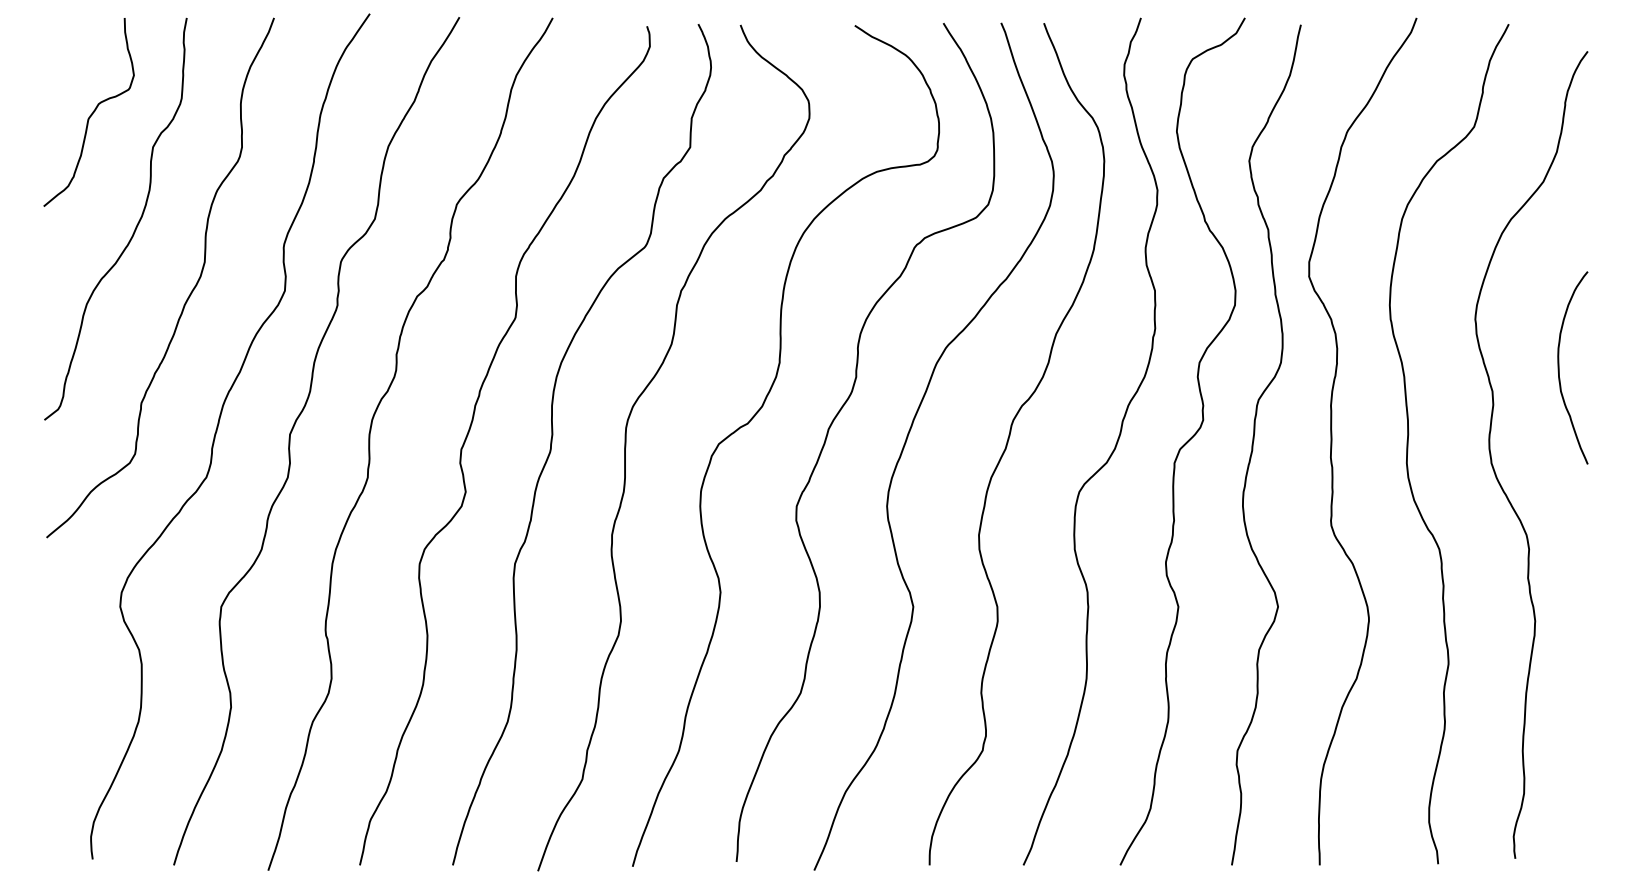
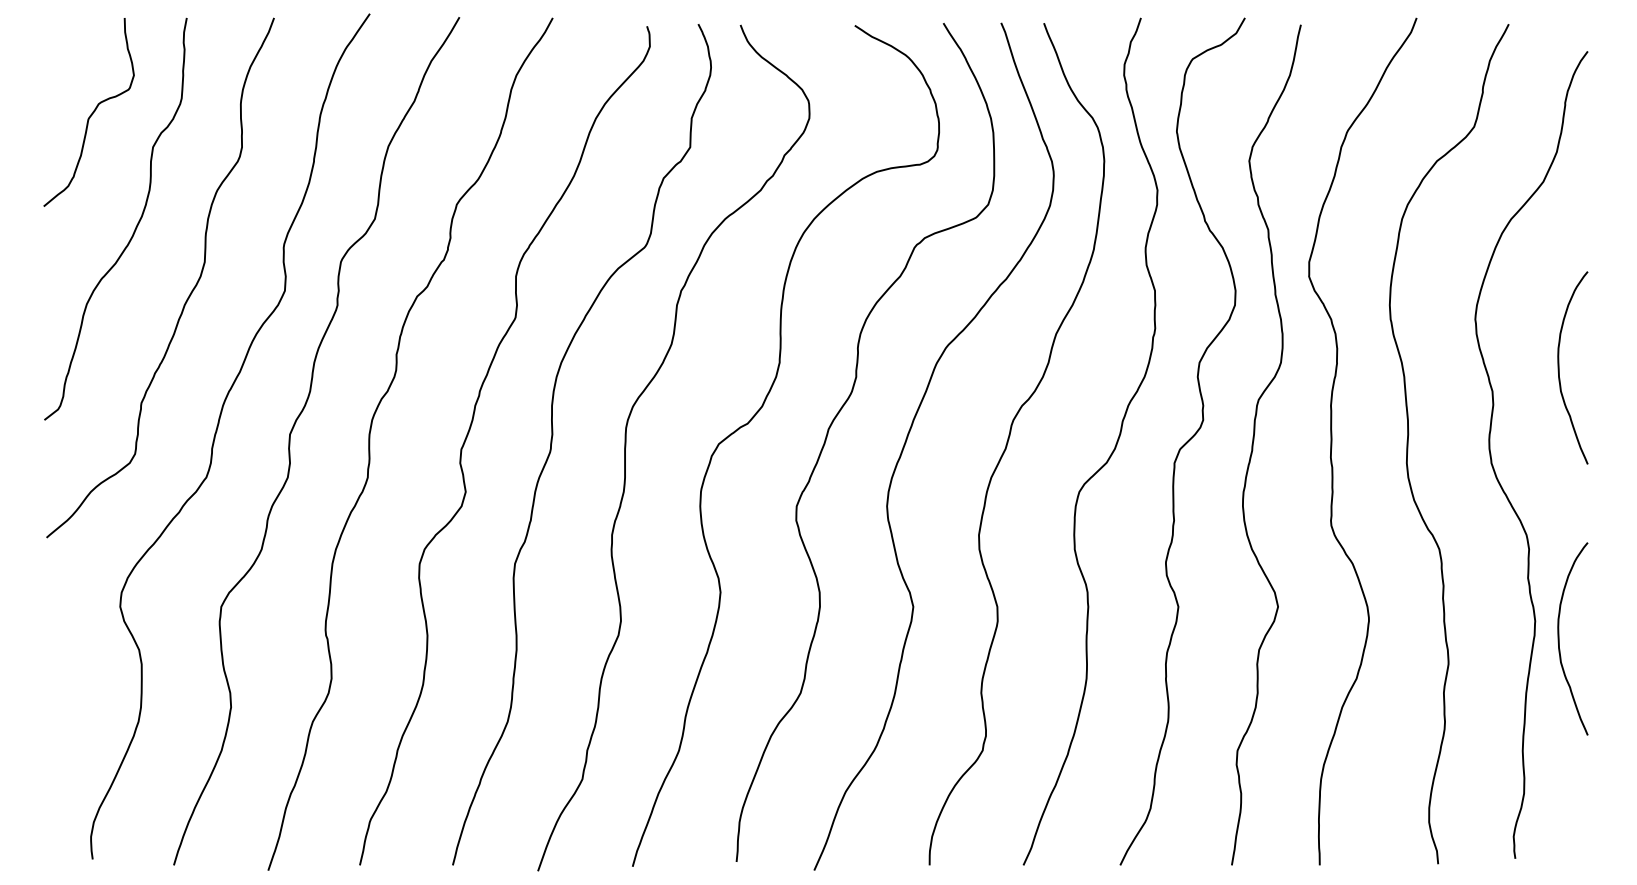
curve: none -> present (1559, 638)
